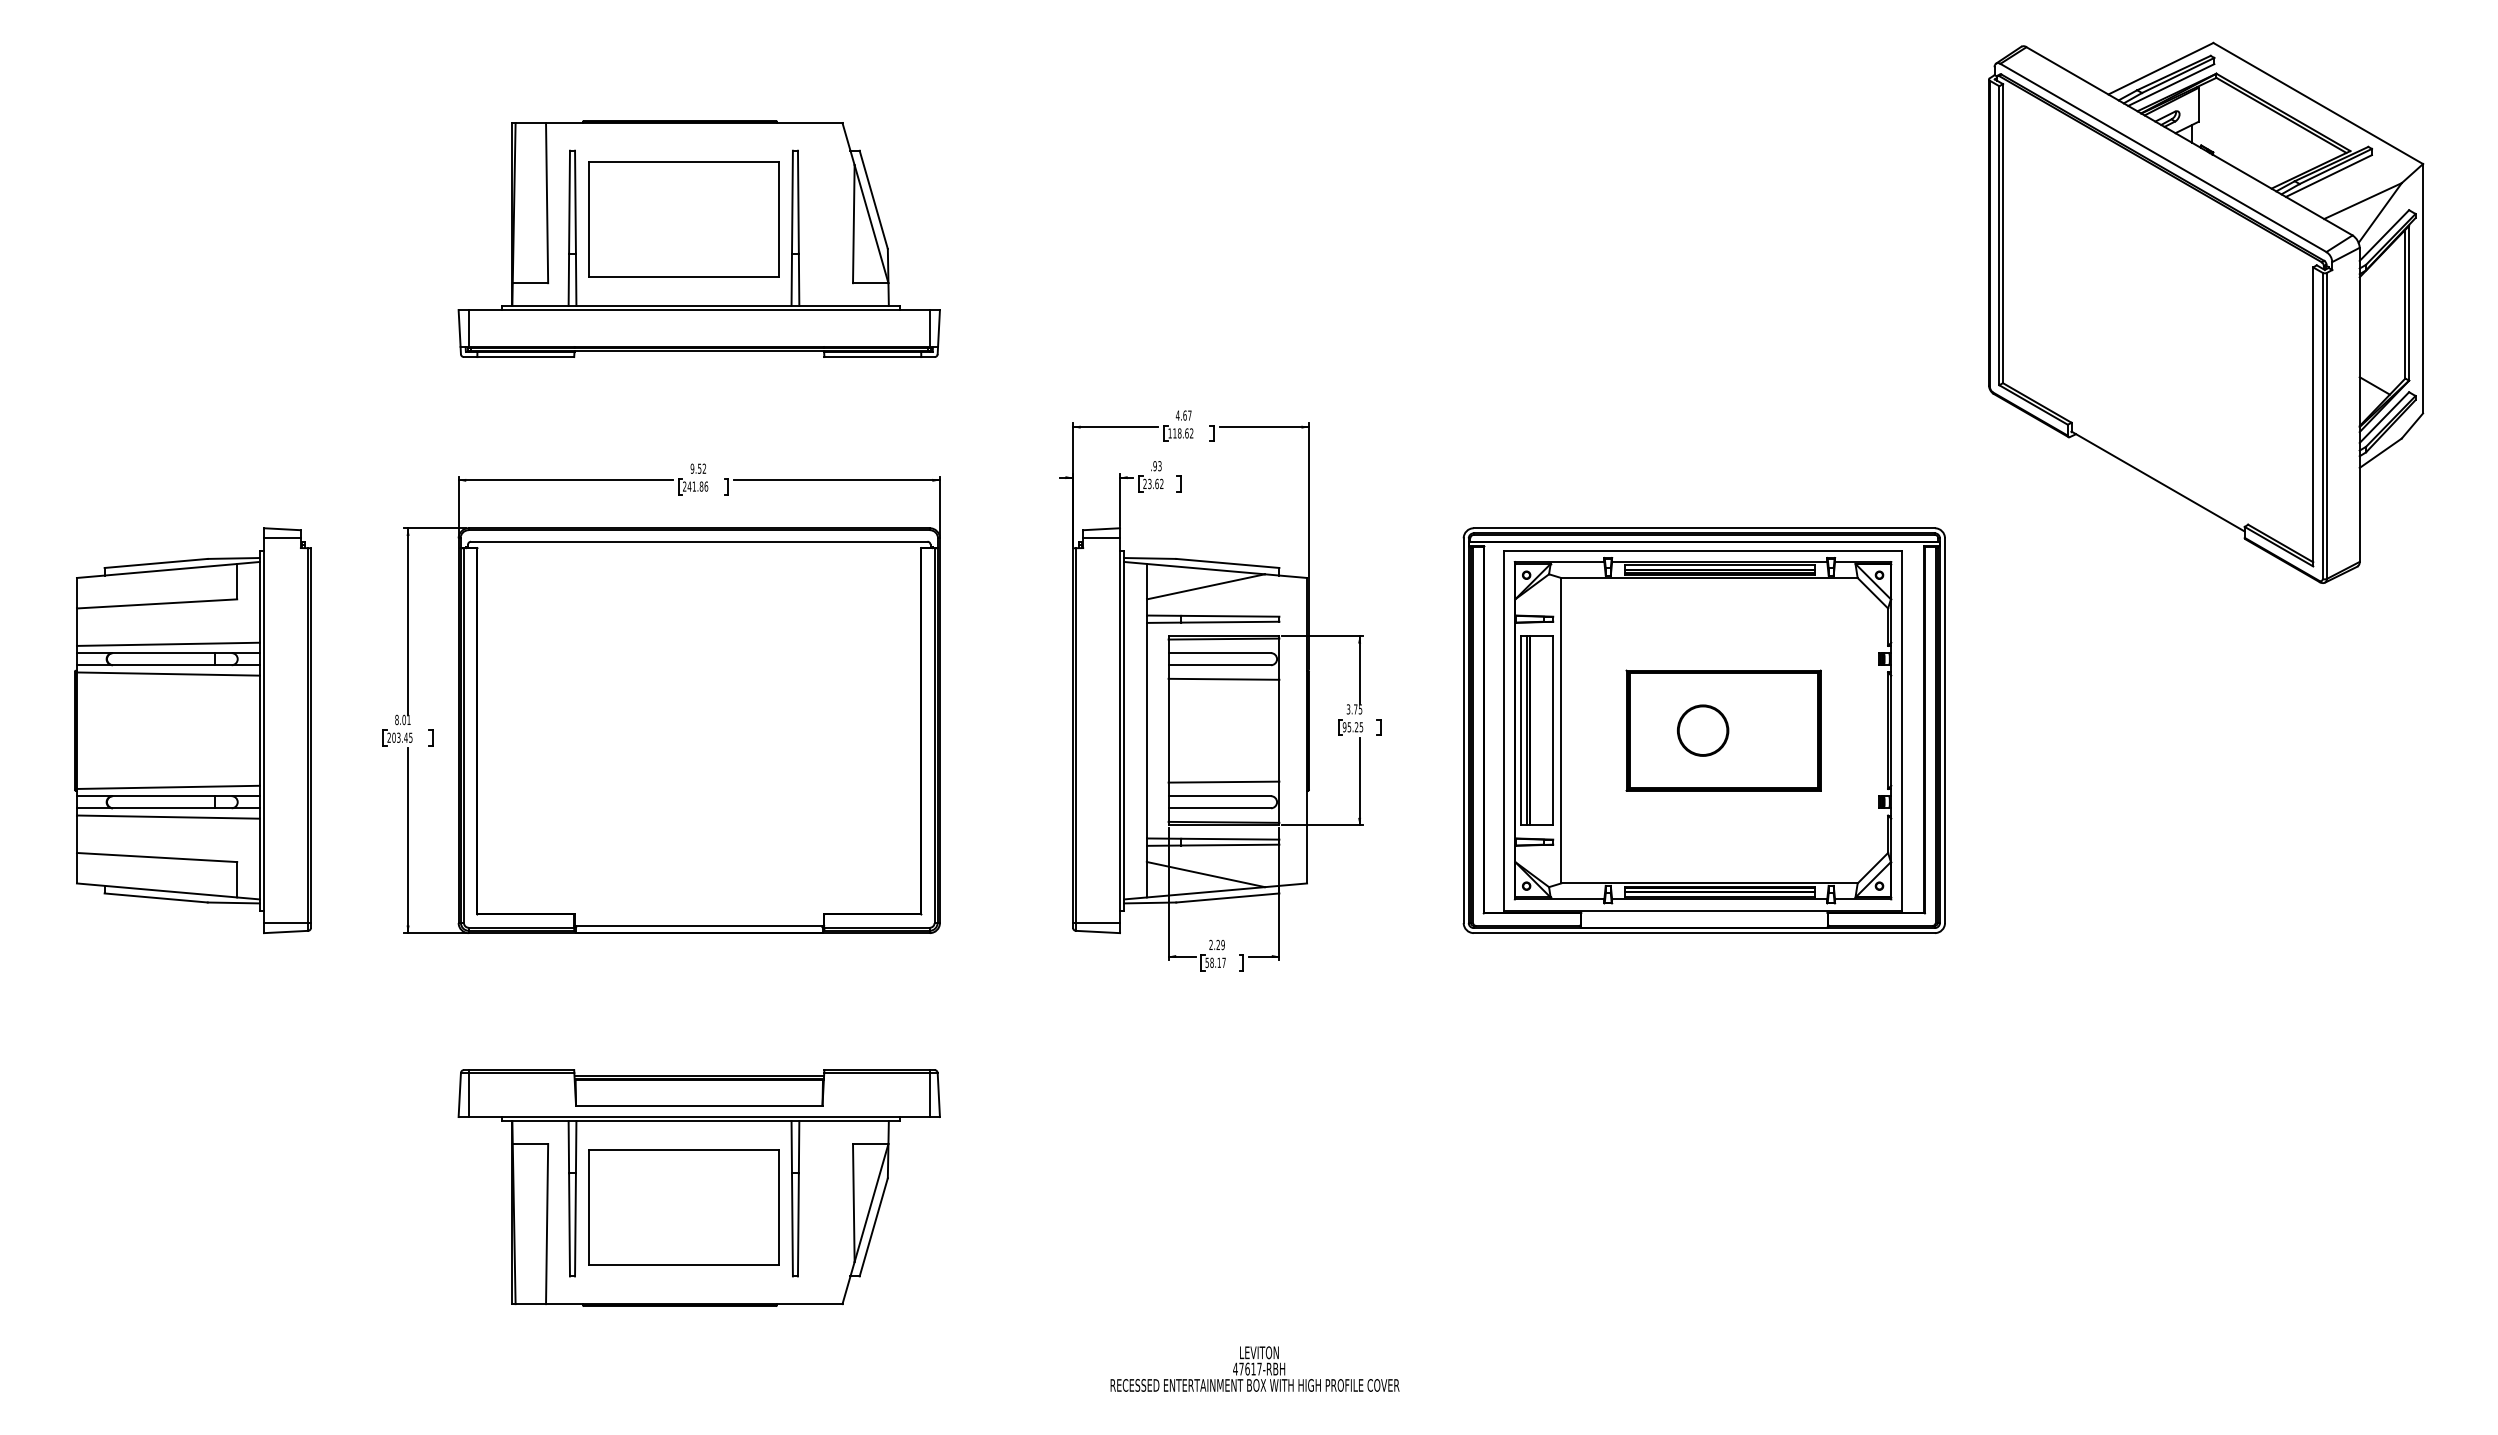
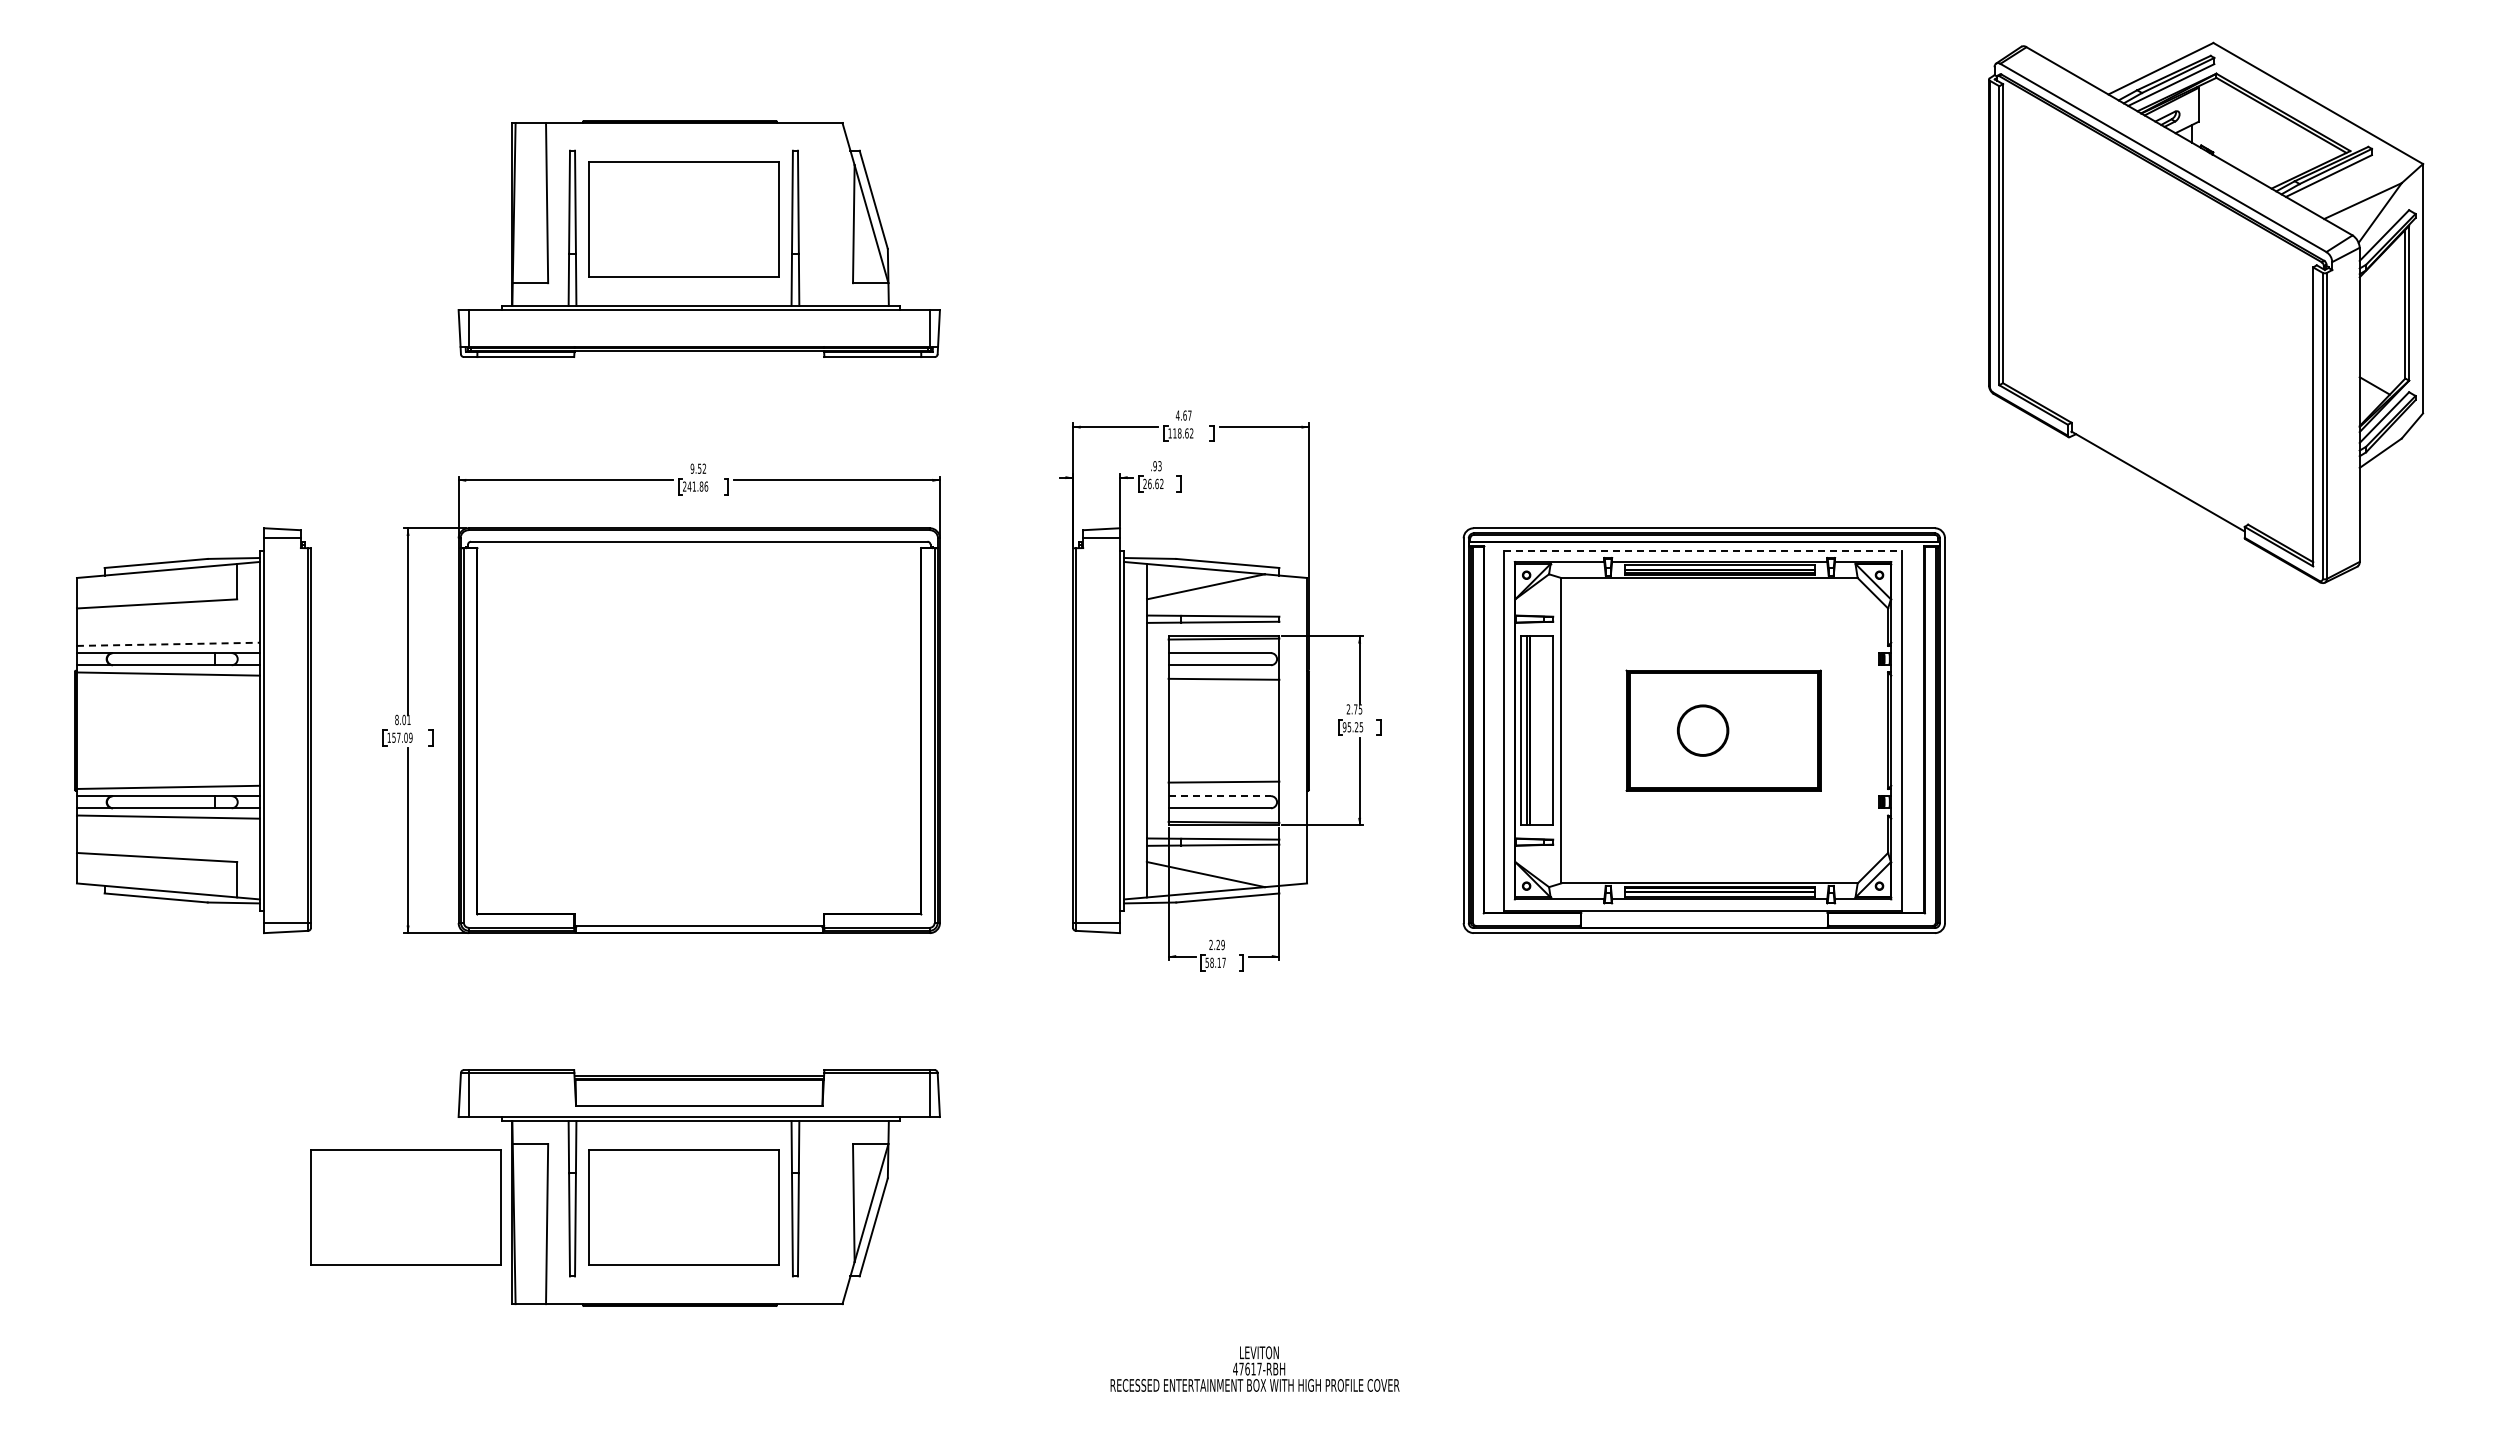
text: 23.62 -> 26.62 (1149, 483)
line: solid -> dashed (1703, 550)
line: solid -> dashed (168, 644)
text: 3.75 -> 2.75 (1348, 709)
text: 203.45 -> 157.09 (399, 737)
line: solid -> dashed (1220, 796)
part: none -> present (405, 1207)
